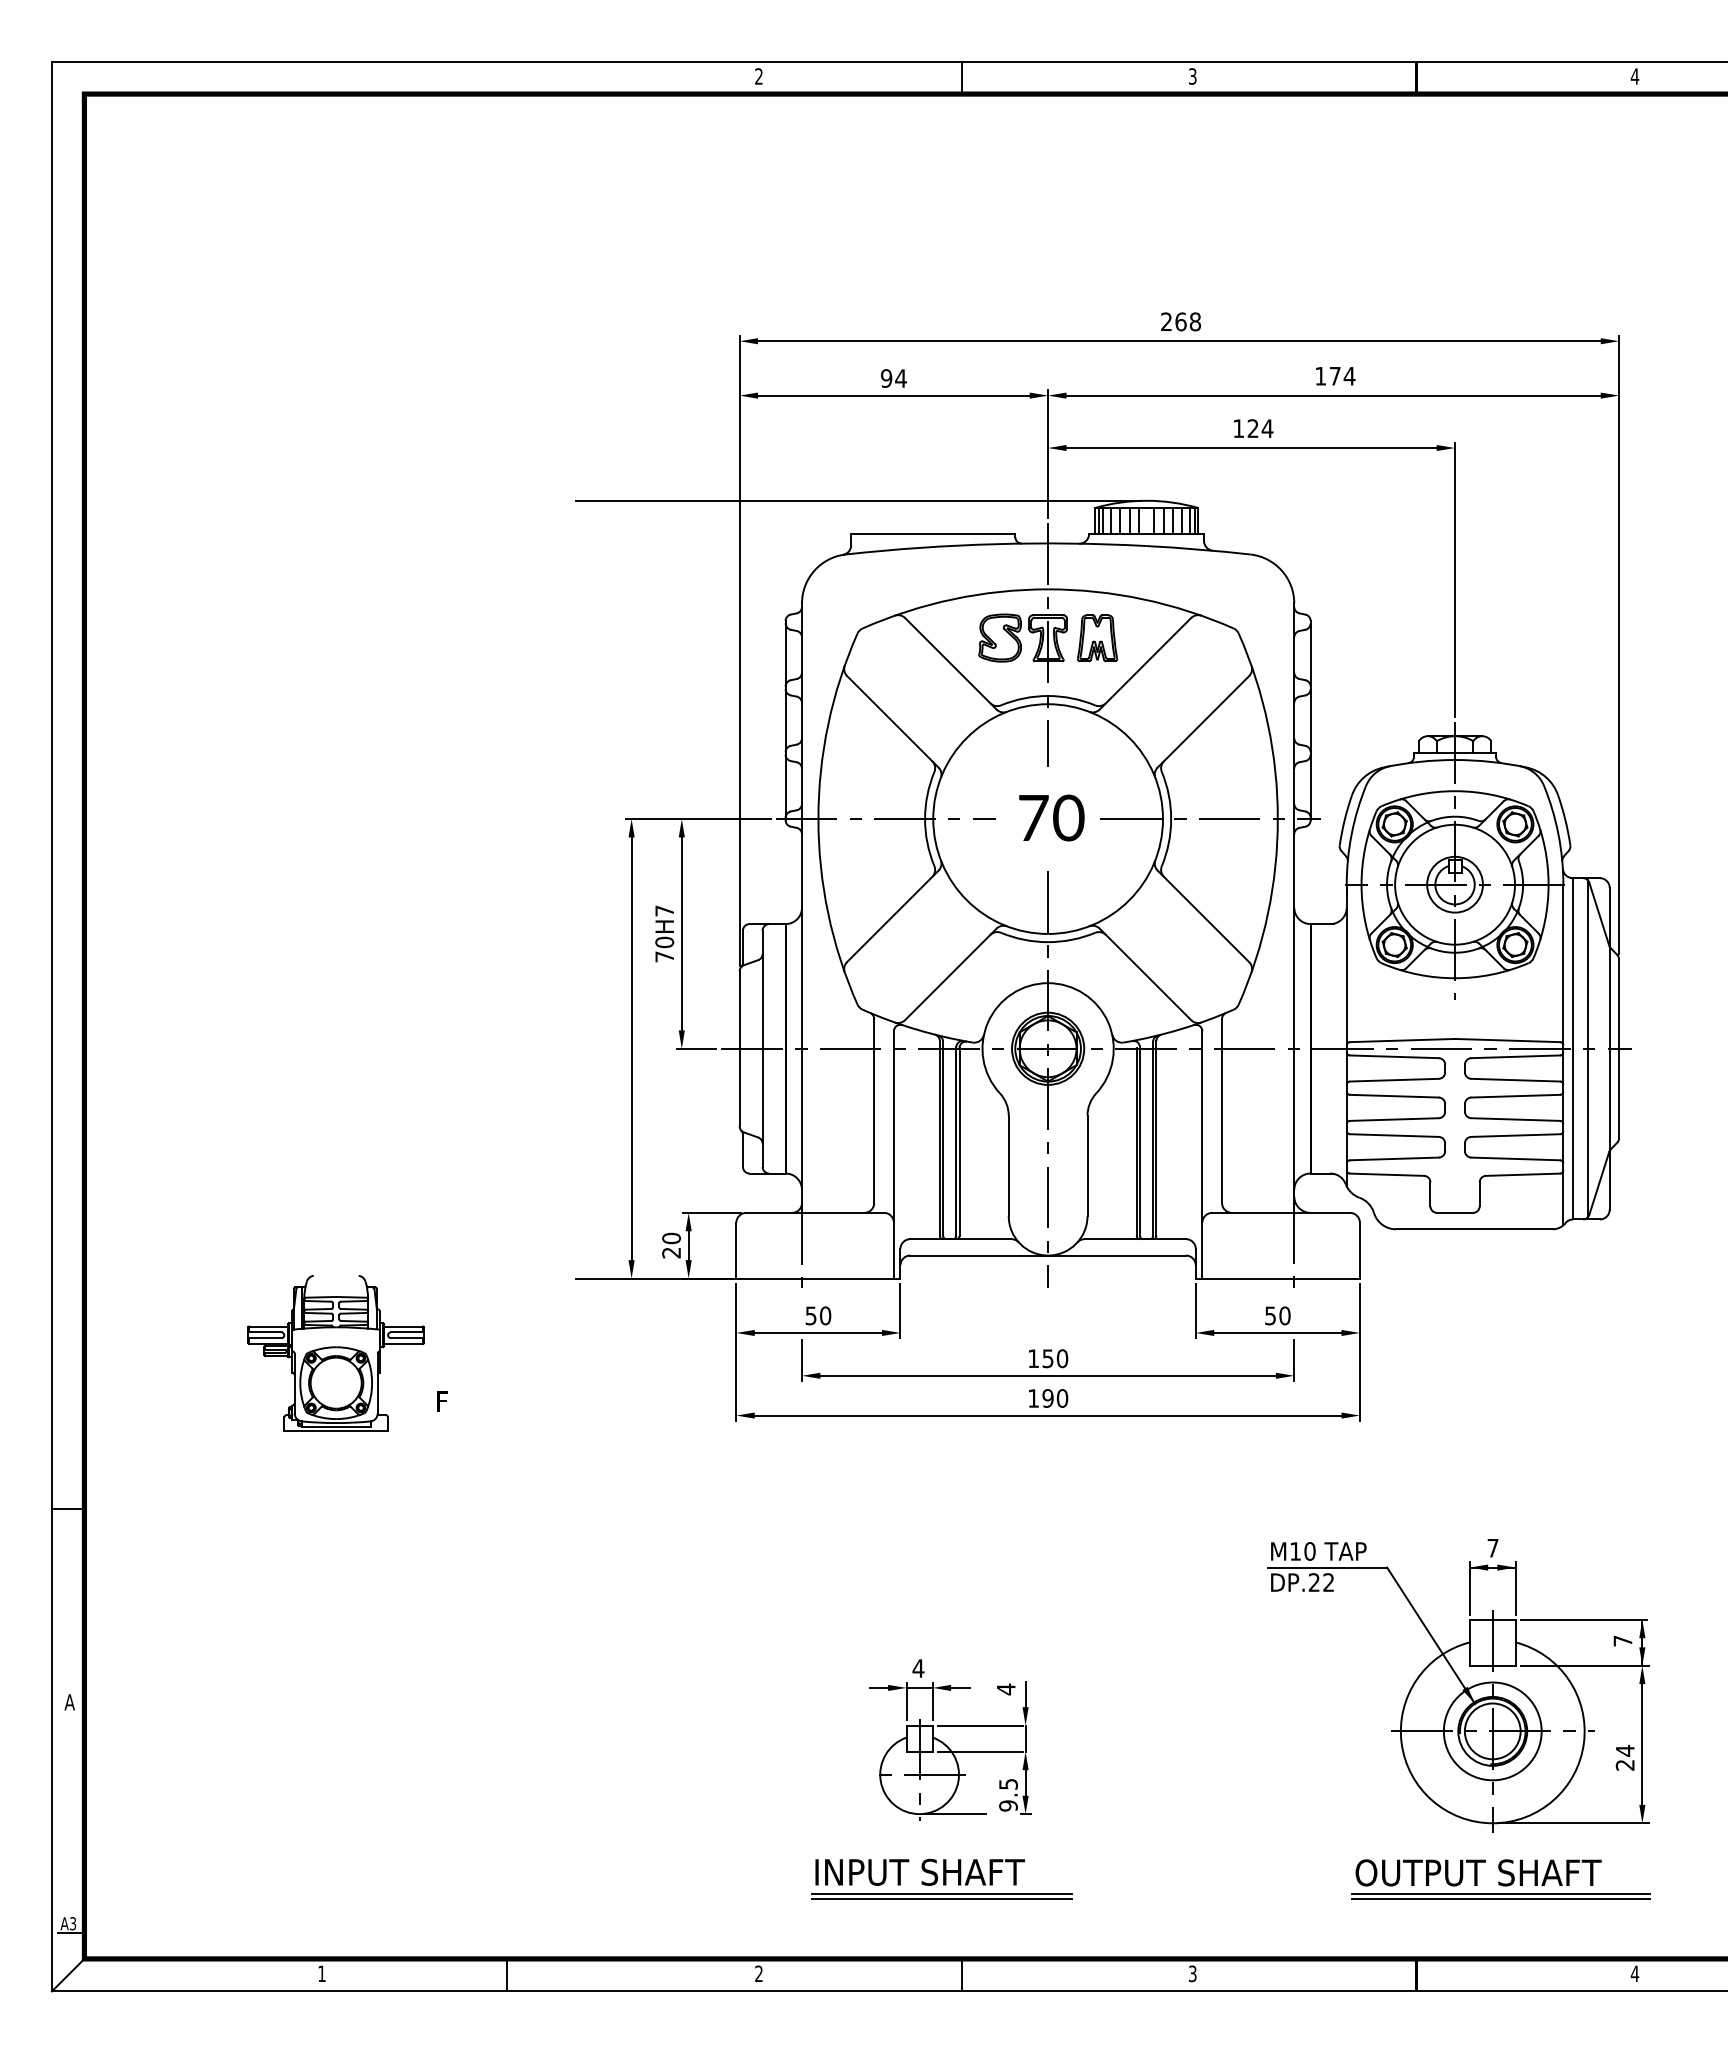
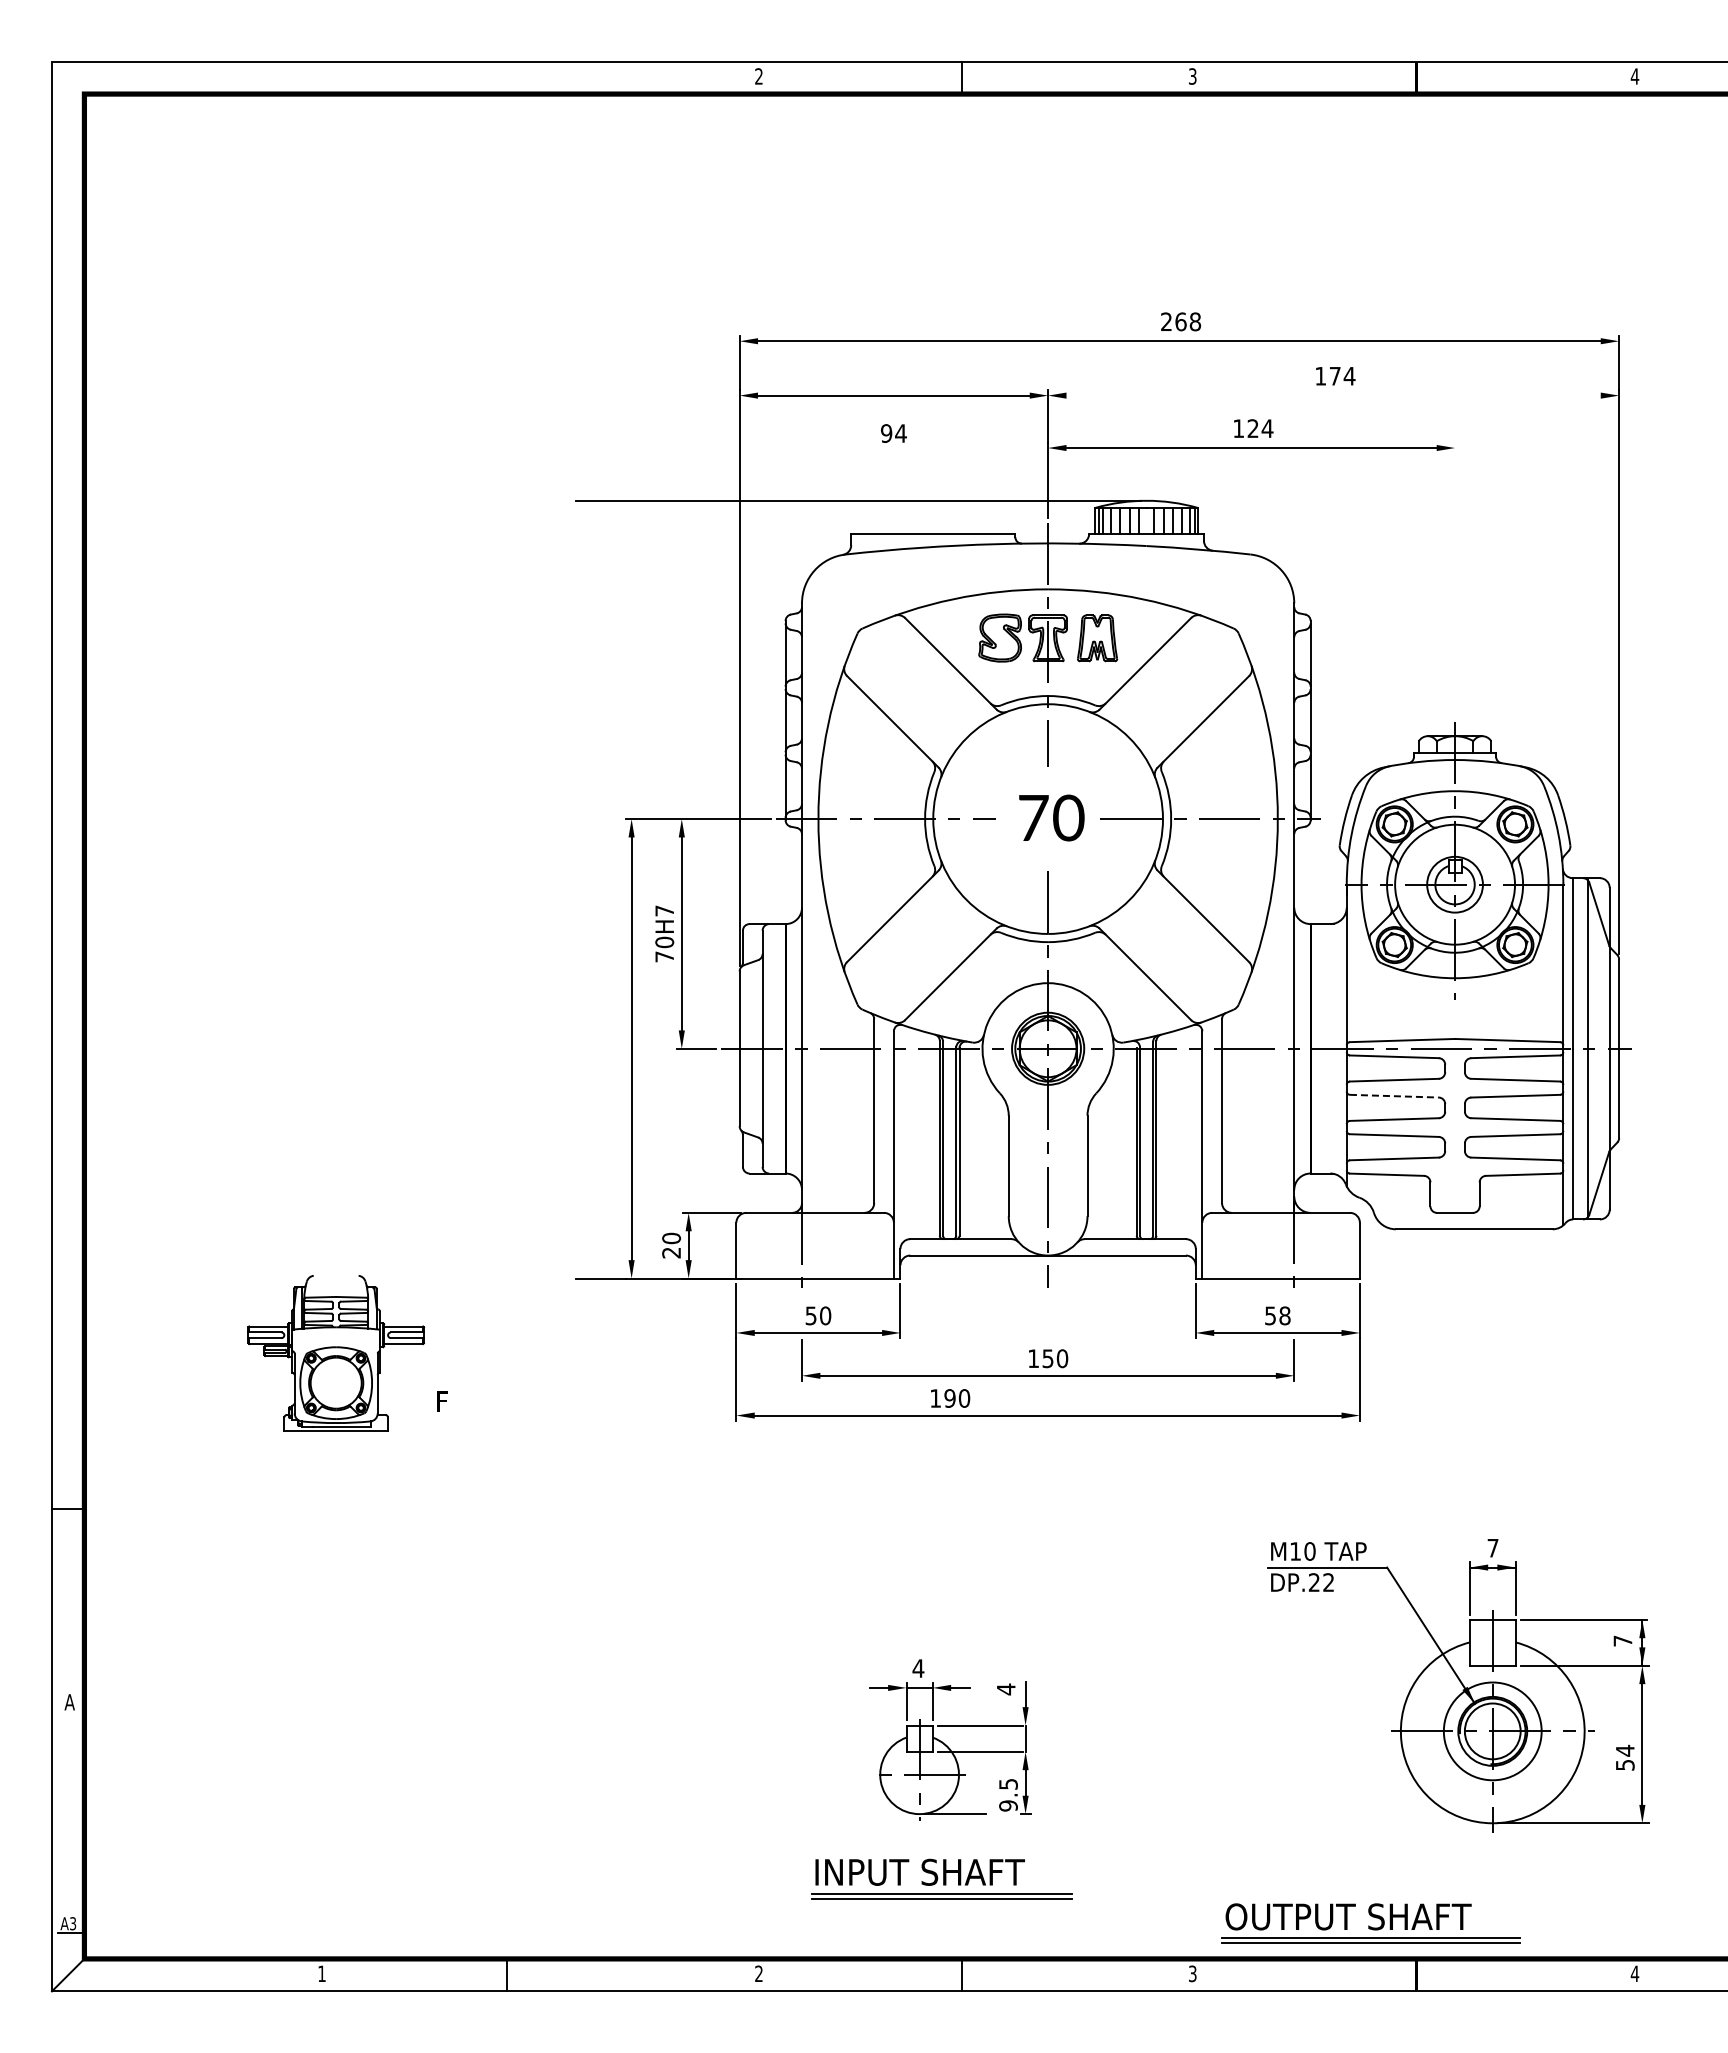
text position: (893, 378) -> (893, 433) (893, 433)
line: present -> none (1335, 395)
line: present -> none (1455, 579)
line: solid -> dashed (1394, 1096)
text: 50 -> 58 (1284, 1315)
text position: (1048, 1398) -> (950, 1398) (950, 1398)
text: 24 -> 54 (1624, 1765)
part position: (1500, 1879) -> (1370, 1923) (1370, 1923)
